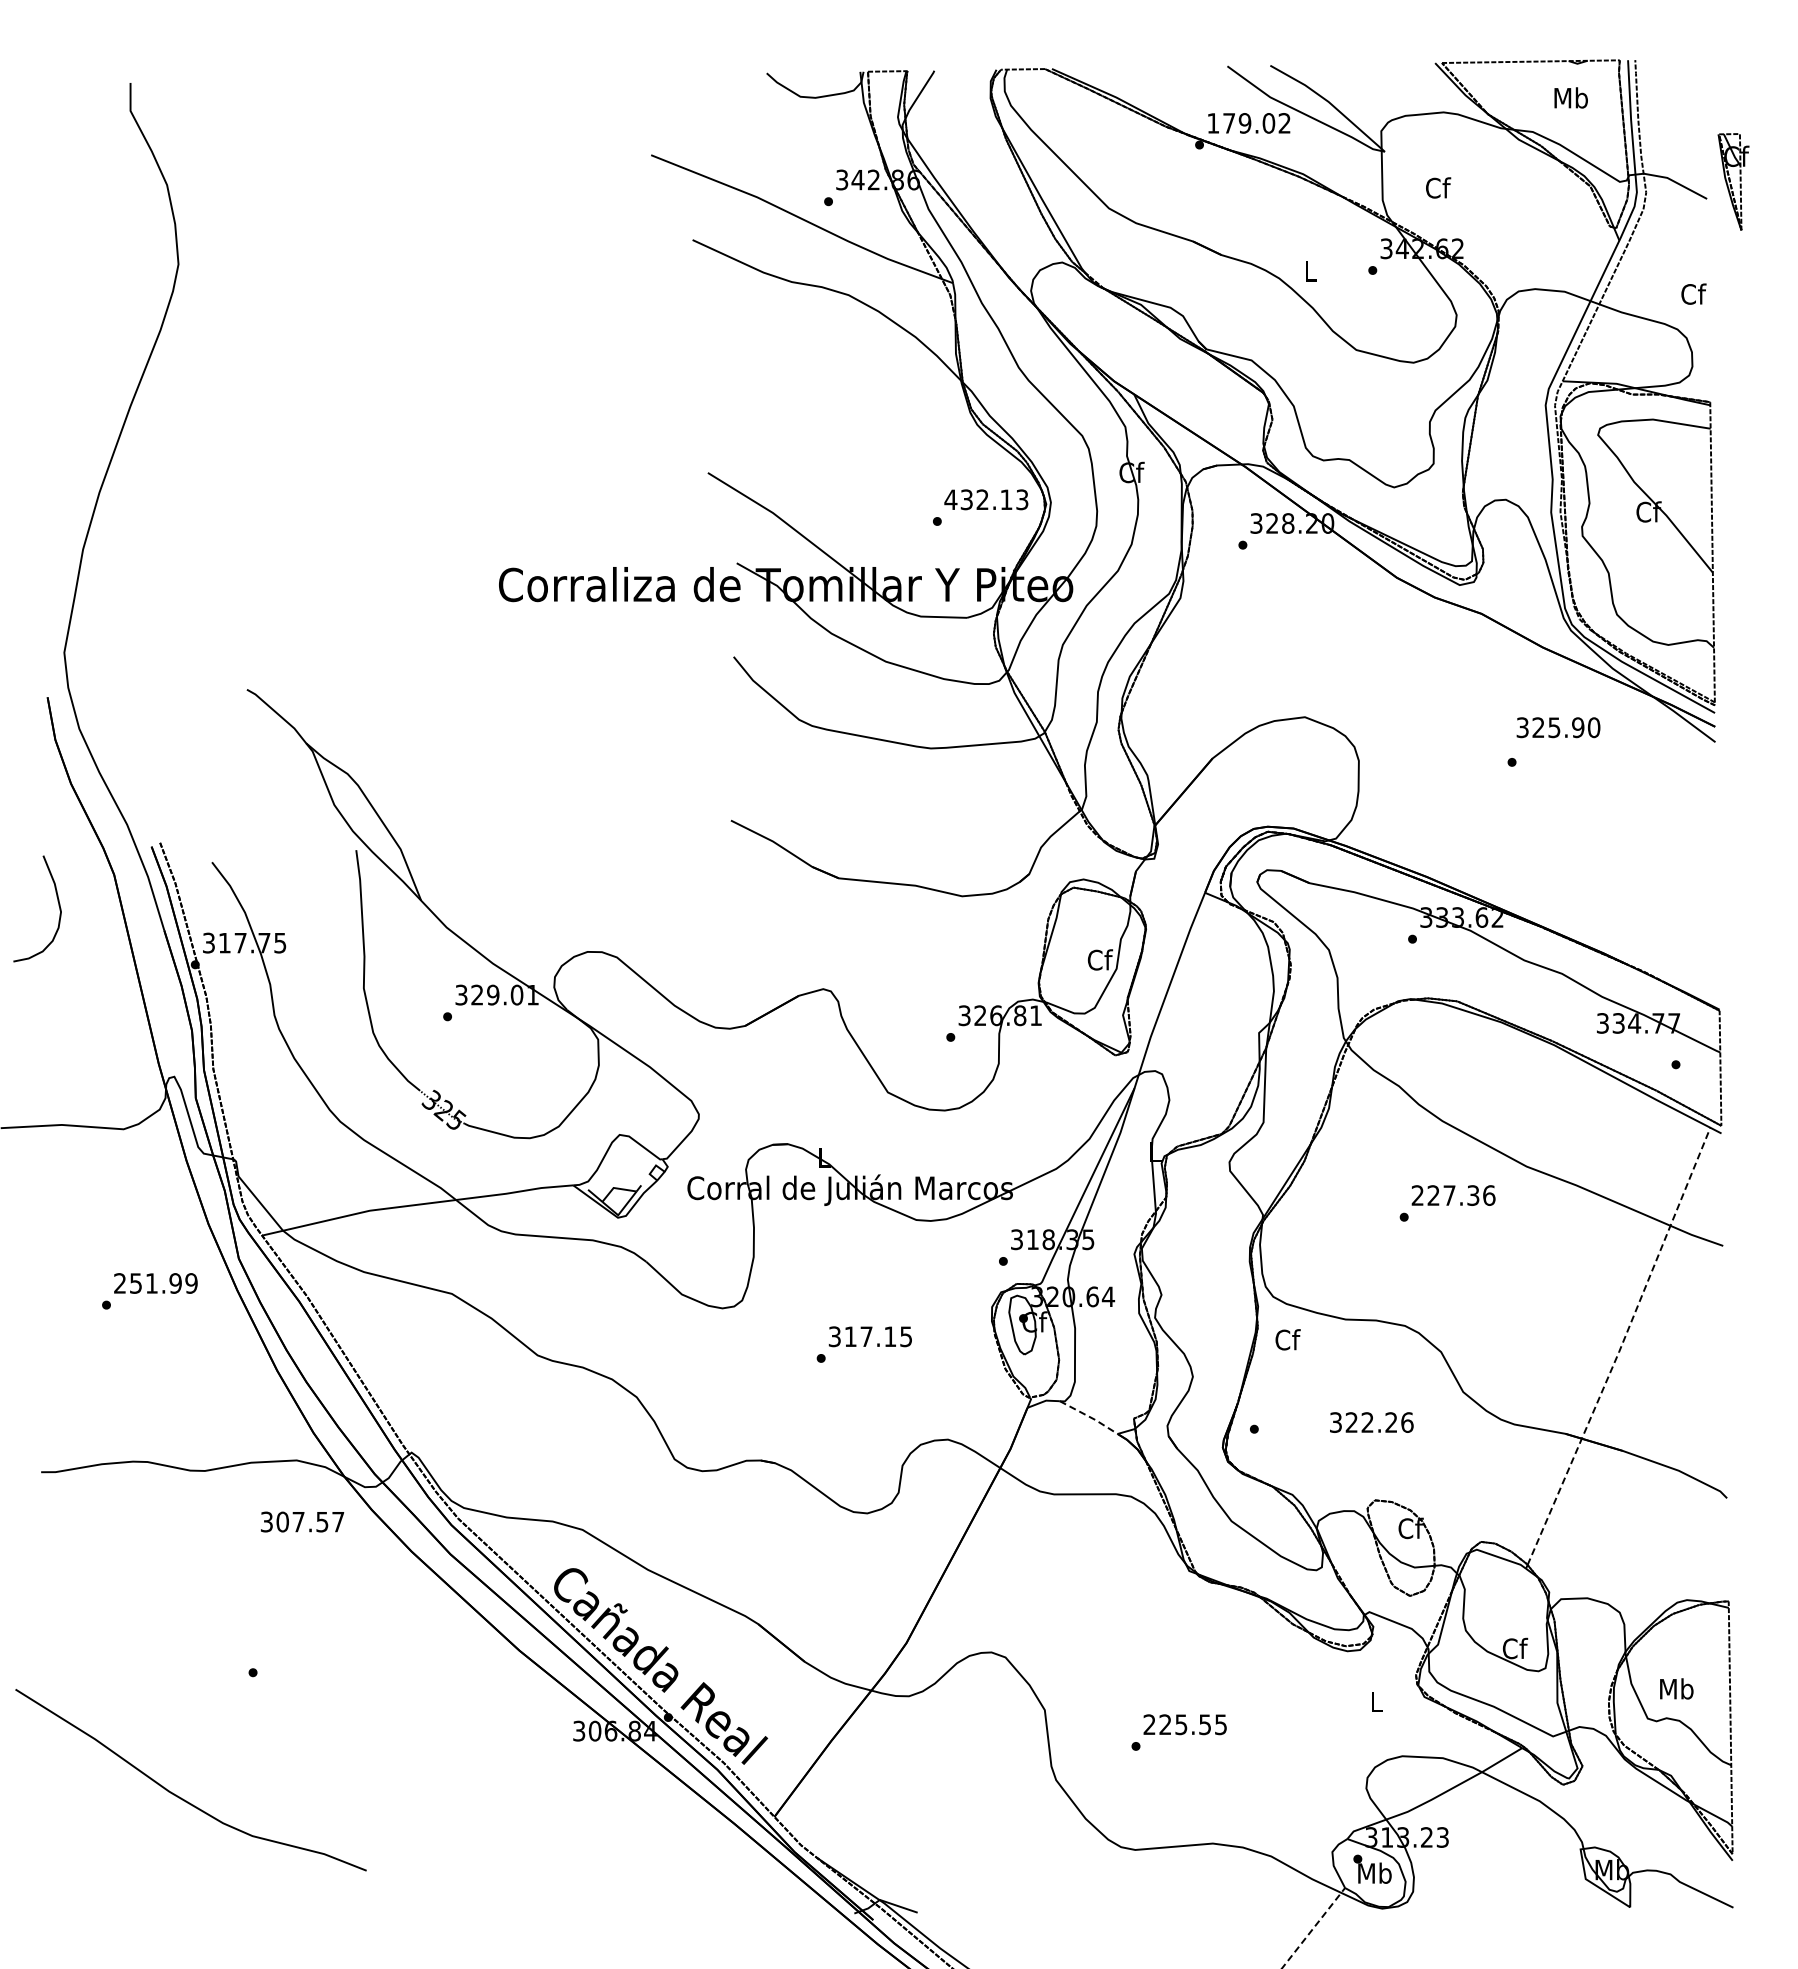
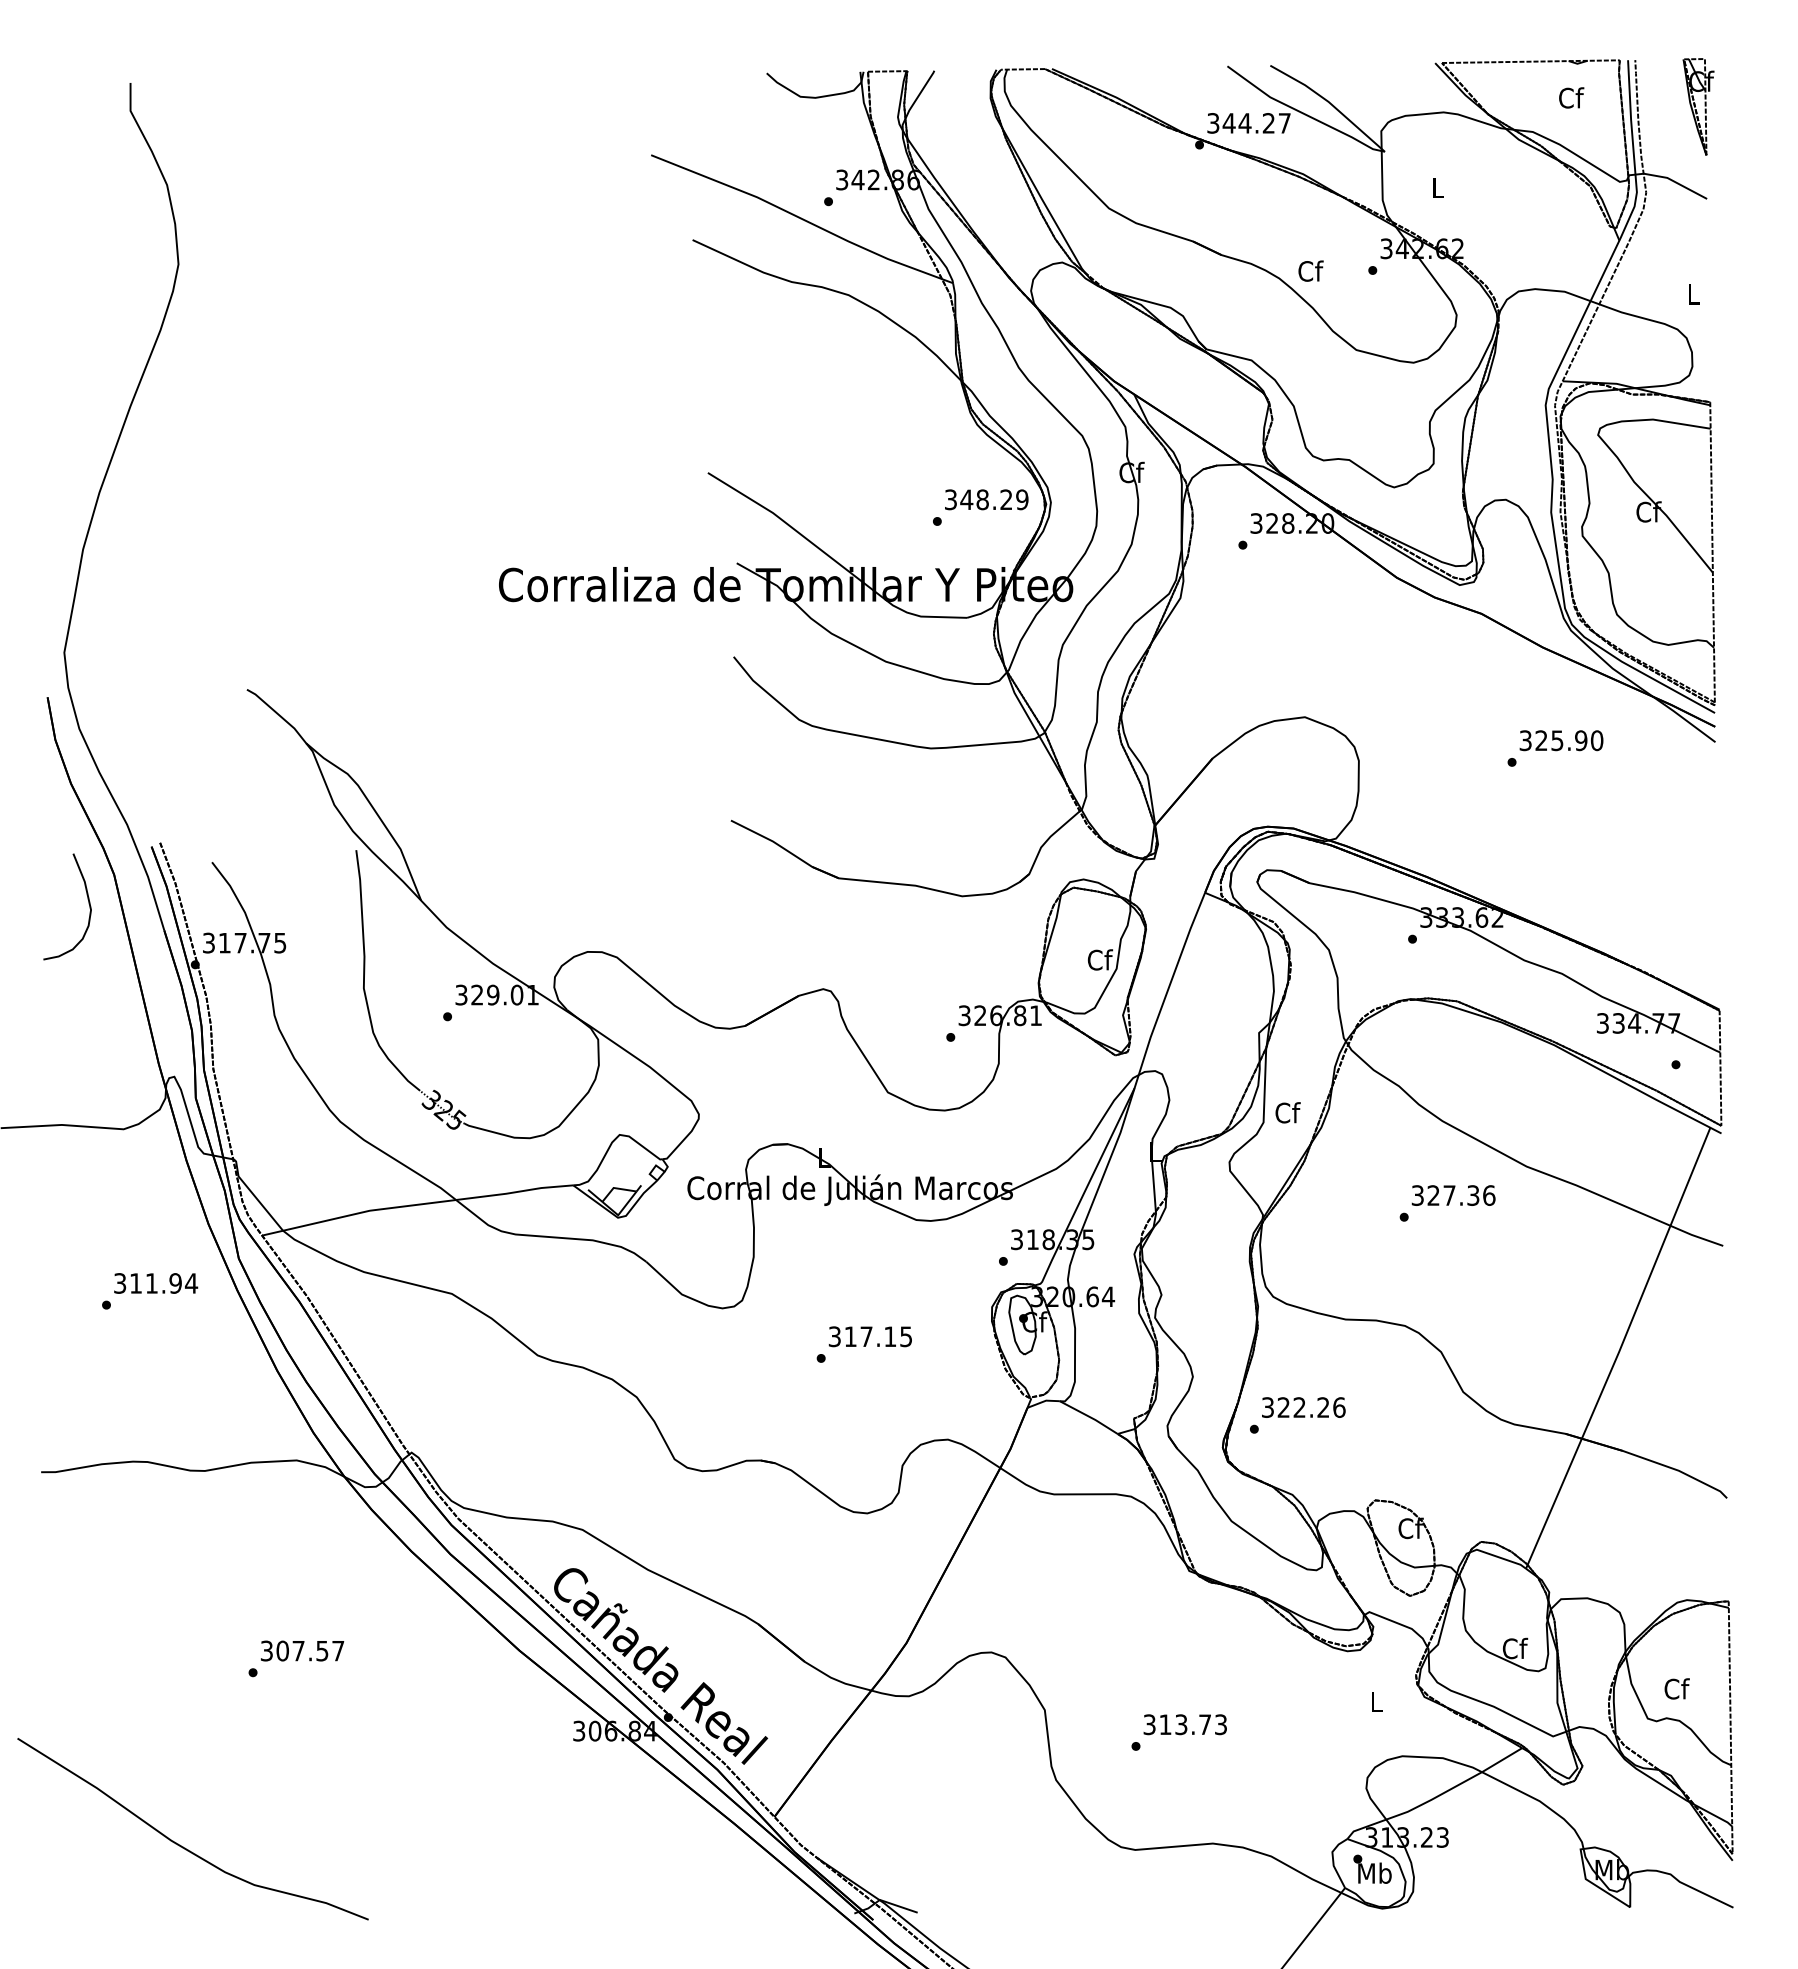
text: Mb -> Cf (1570, 97)
text: 179.02 -> 344.27 (1248, 123)
part position: (1733, 181) -> (1698, 106) (1698, 106)
text: Cf -> L (1438, 187)
text: L -> Cf (1310, 270)
text: Cf -> L (1693, 293)
text: 432.13 -> 348.29 (986, 499)
text position: (1558, 727) -> (1561, 740) (1561, 740)
curve position: (58, 906) -> (88, 904) (88, 904)
text: 227.36 -> 327.36 (1417, 1195)
text: 251.99 -> 311.94 (156, 1283)
text position: (1287, 1339) -> (1287, 1112) (1287, 1112)
line: dashed -> solid (1620, 1347)
line: dashed -> solid (1090, 1417)
text position: (1371, 1422) -> (1303, 1407) (1303, 1407)
text position: (302, 1521) -> (302, 1650) (302, 1650)
text: Mb -> Cf (1676, 1688)
text: 225.55 -> 313.73 (1184, 1724)
curve position: (181, 1797) -> (183, 1846) (183, 1846)
line: dashed -> solid (1313, 1928)
